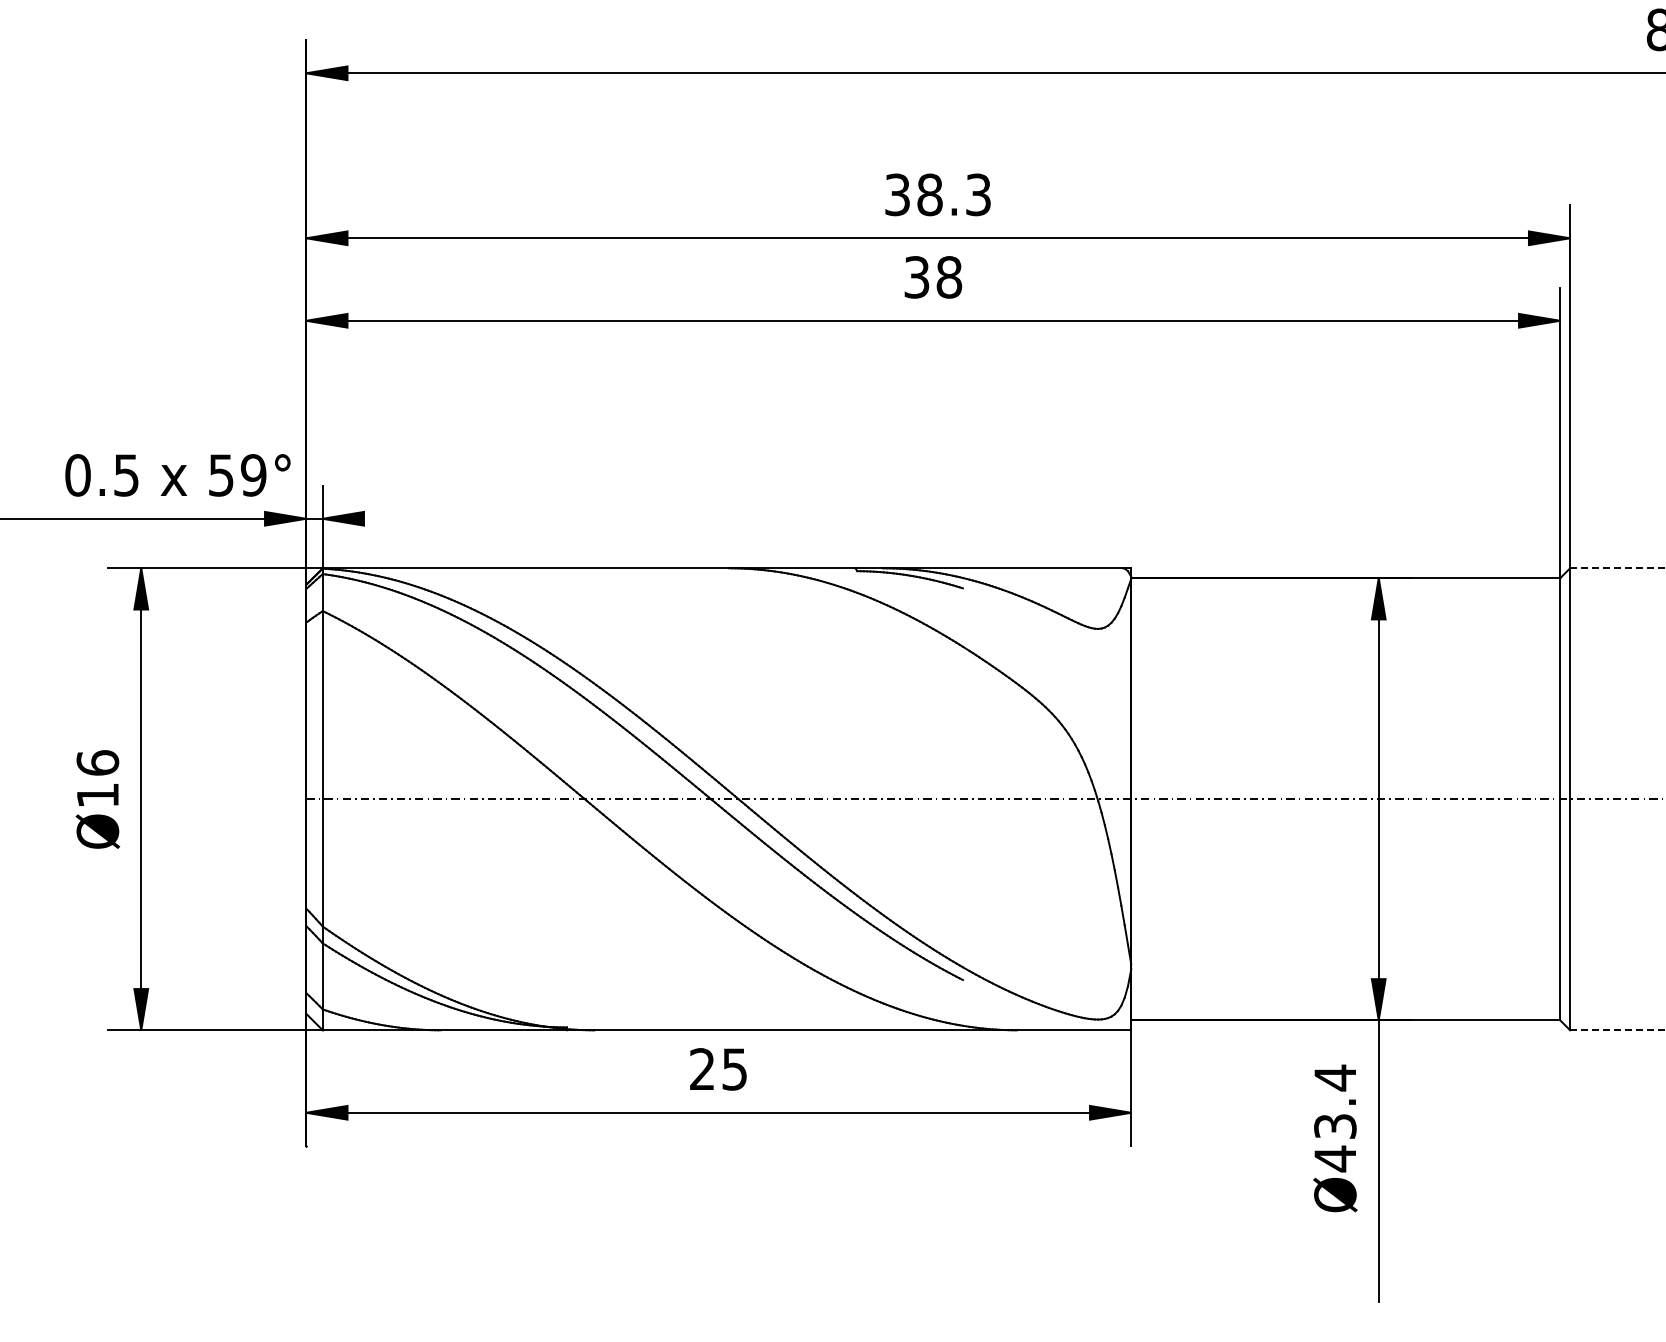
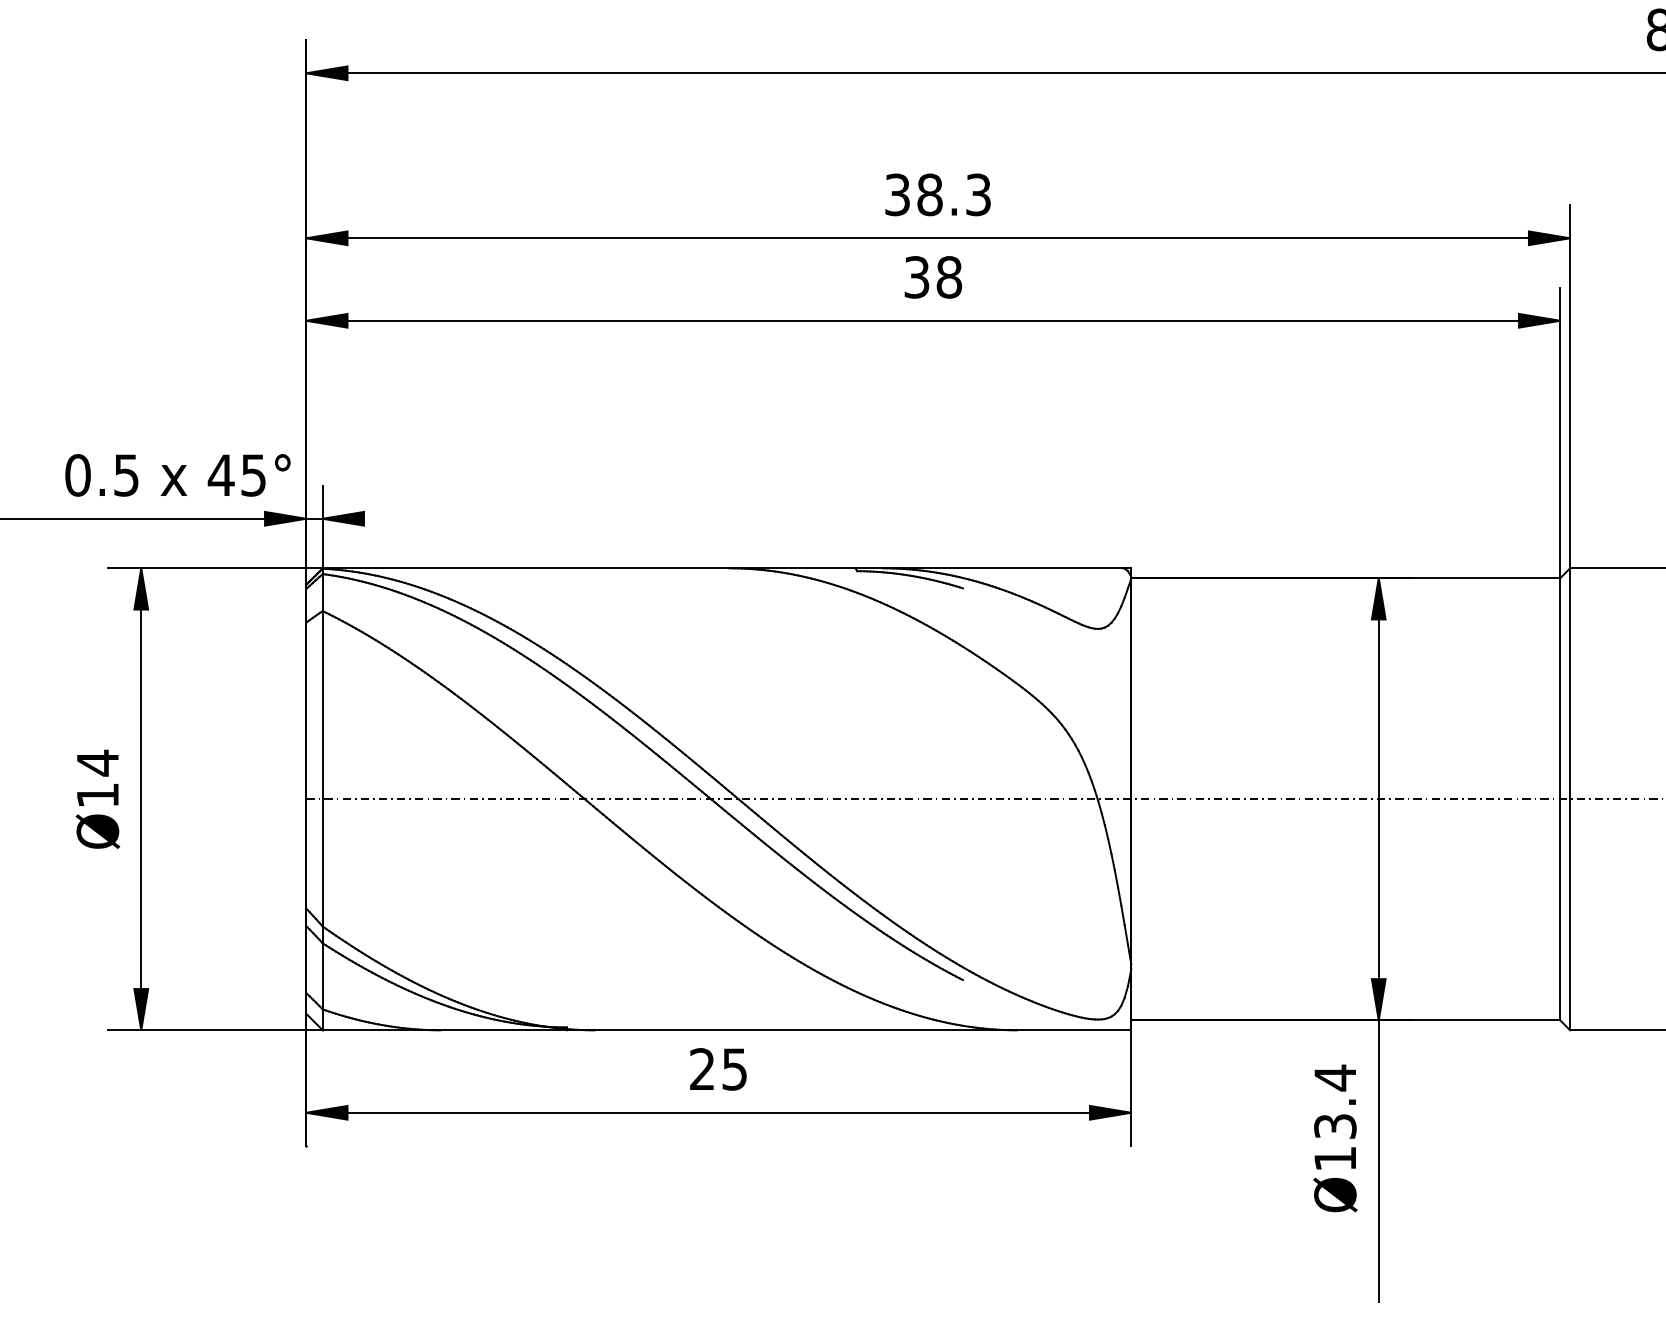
text: 59° -> 45° (236, 475)
line: dashed -> solid (1618, 568)
text: Ø16 -> Ø14 (97, 762)
line: dashed -> solid (1618, 1030)
text: Ø43.4 -> Ø13.4 (1334, 1158)
